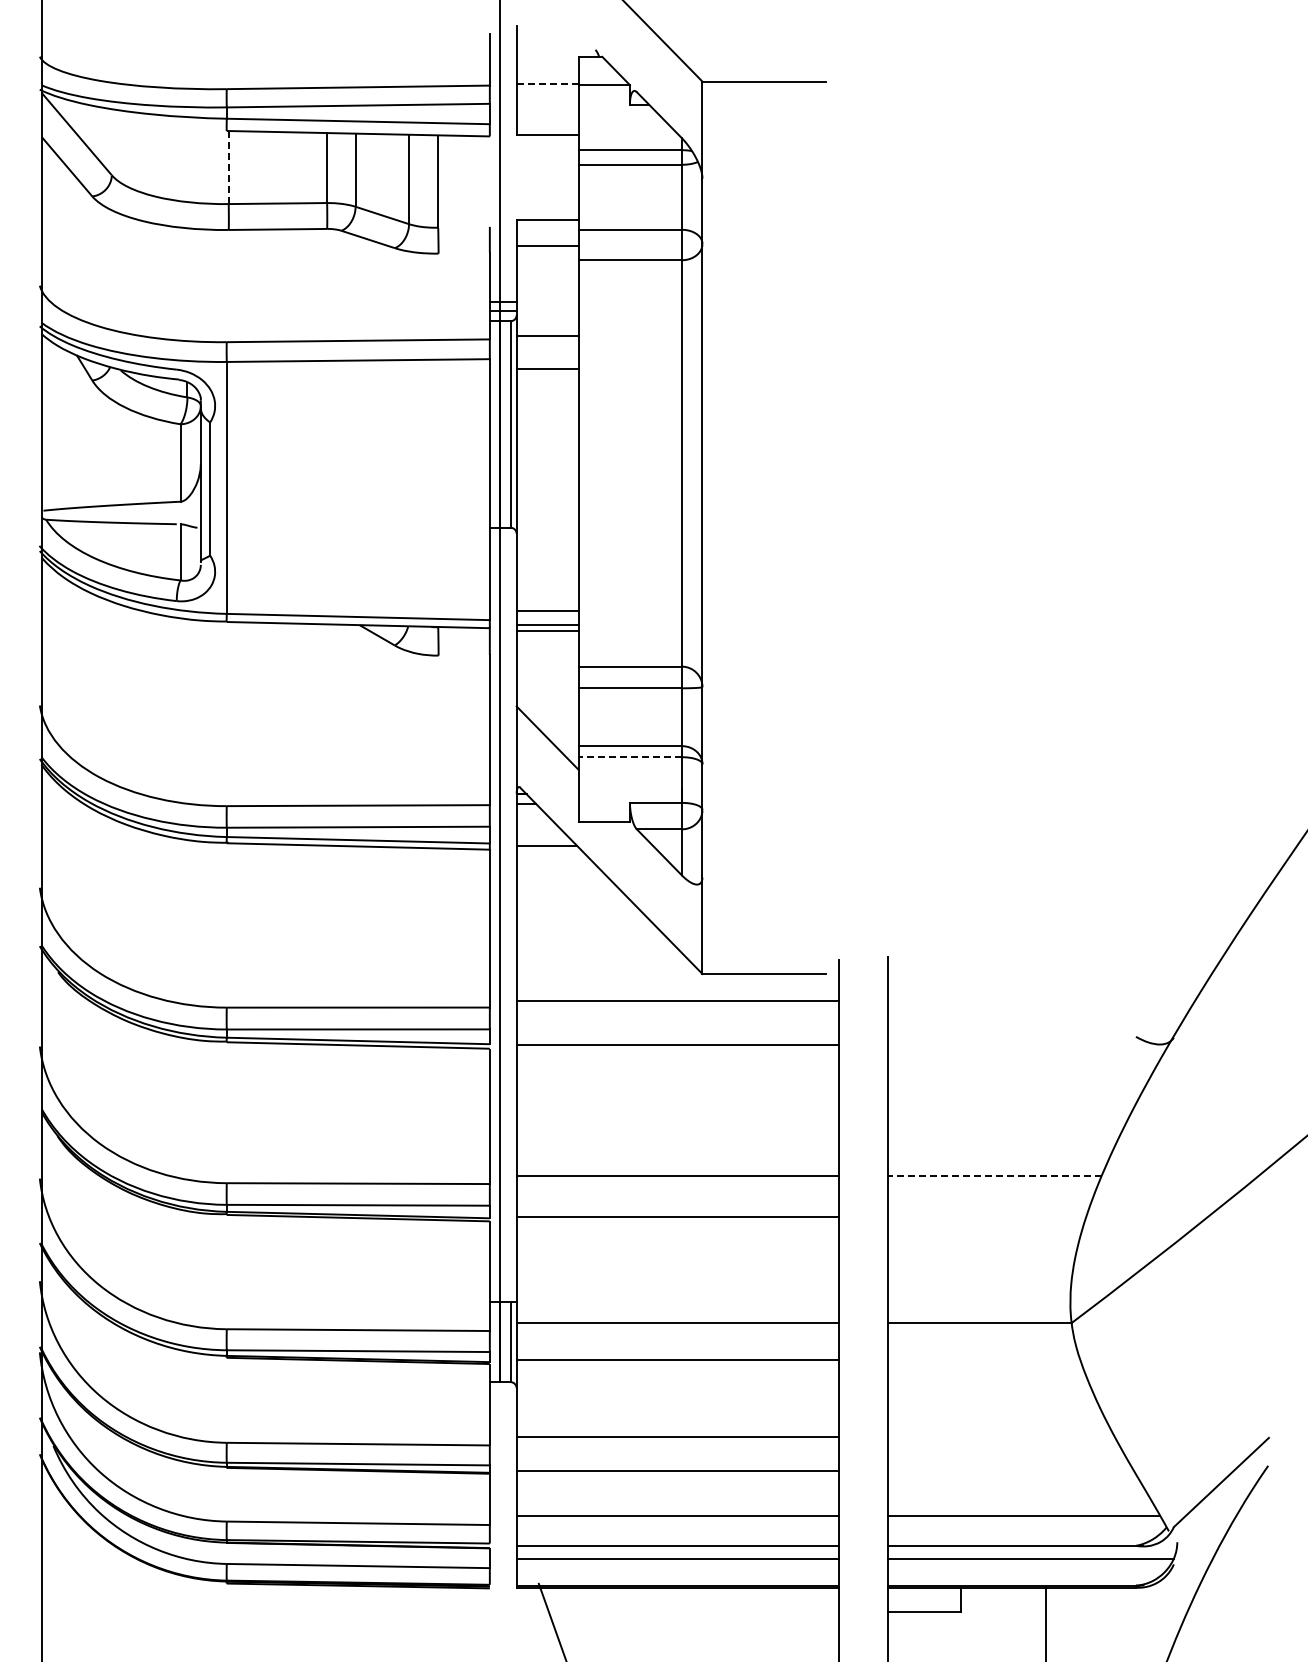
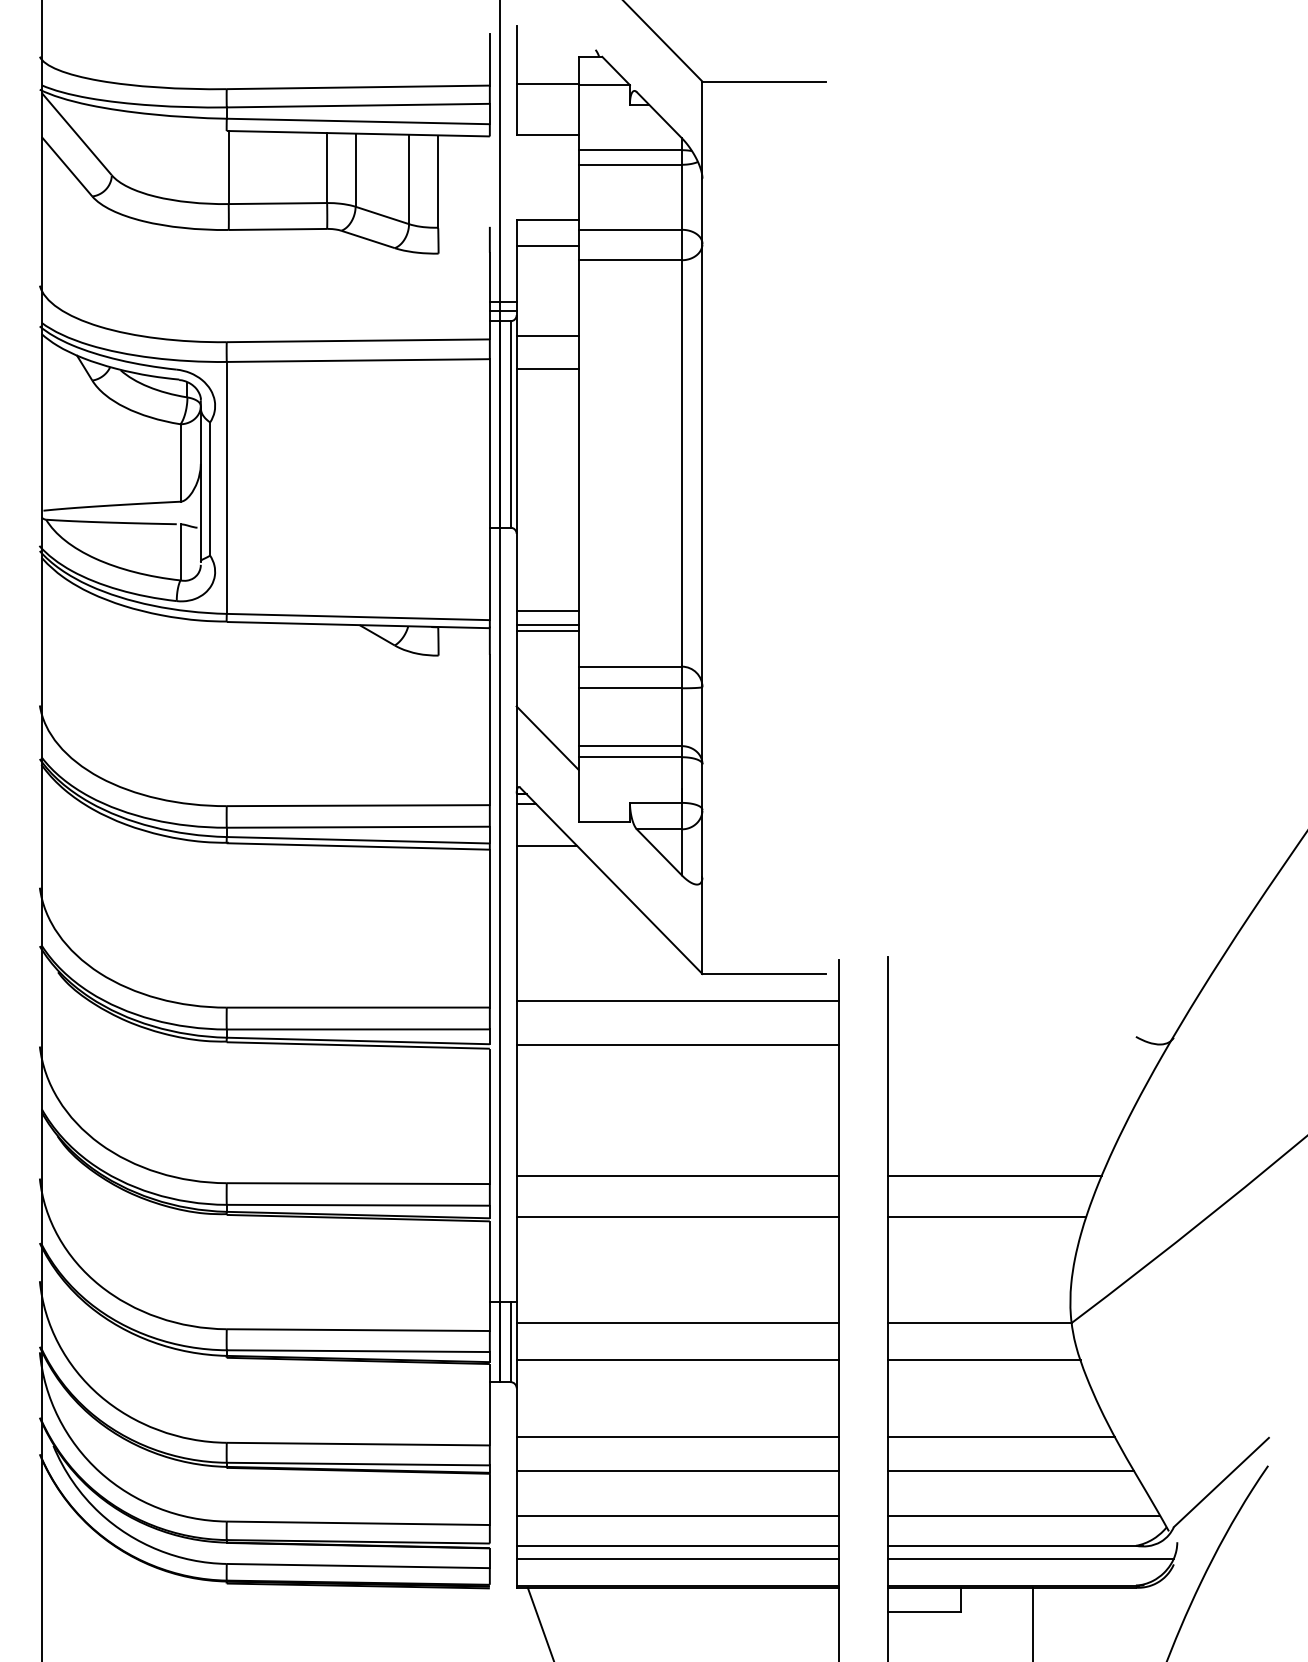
line: dashed -> solid (547, 83)
line: dashed -> solid (228, 168)
line: dashed -> solid (630, 757)
line: dashed -> solid (994, 1176)
line: none -> present (987, 1217)
line: none -> present (984, 1360)
line: none -> present (1001, 1436)
line: none -> present (1010, 1470)
line position: (551, 1620) -> (540, 1622) (540, 1622)
line position: (1045, 1622) -> (1032, 1622) (1032, 1622)
